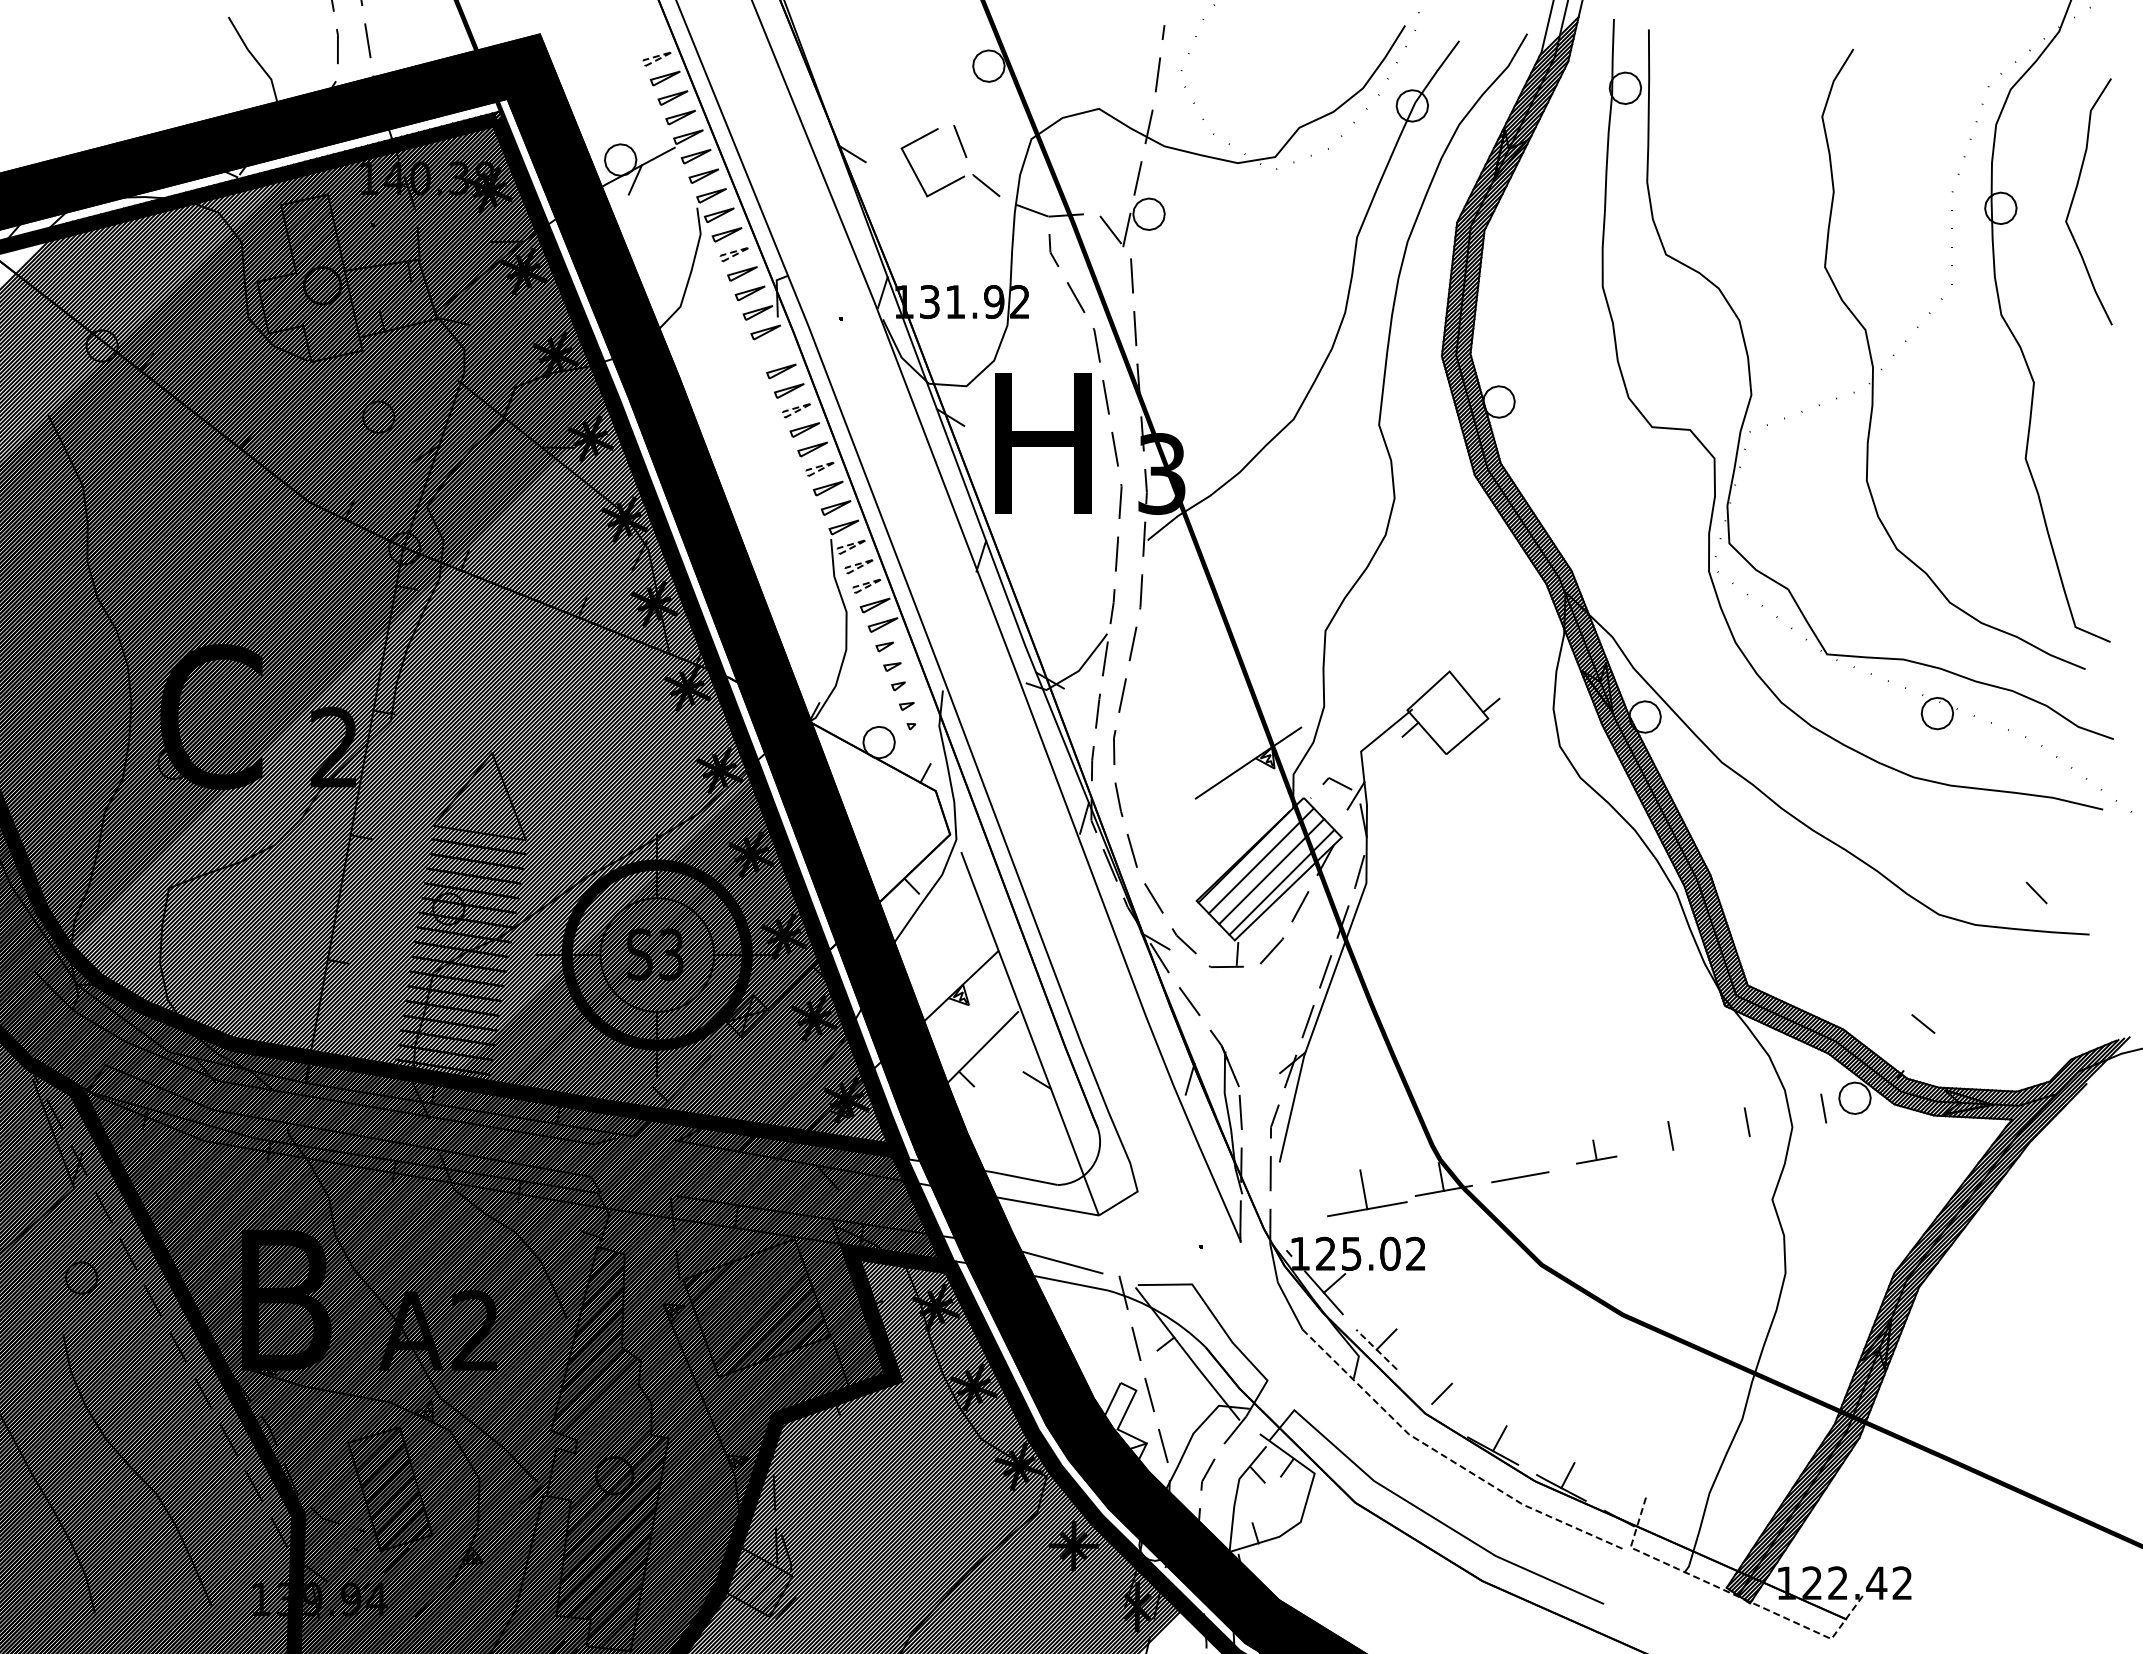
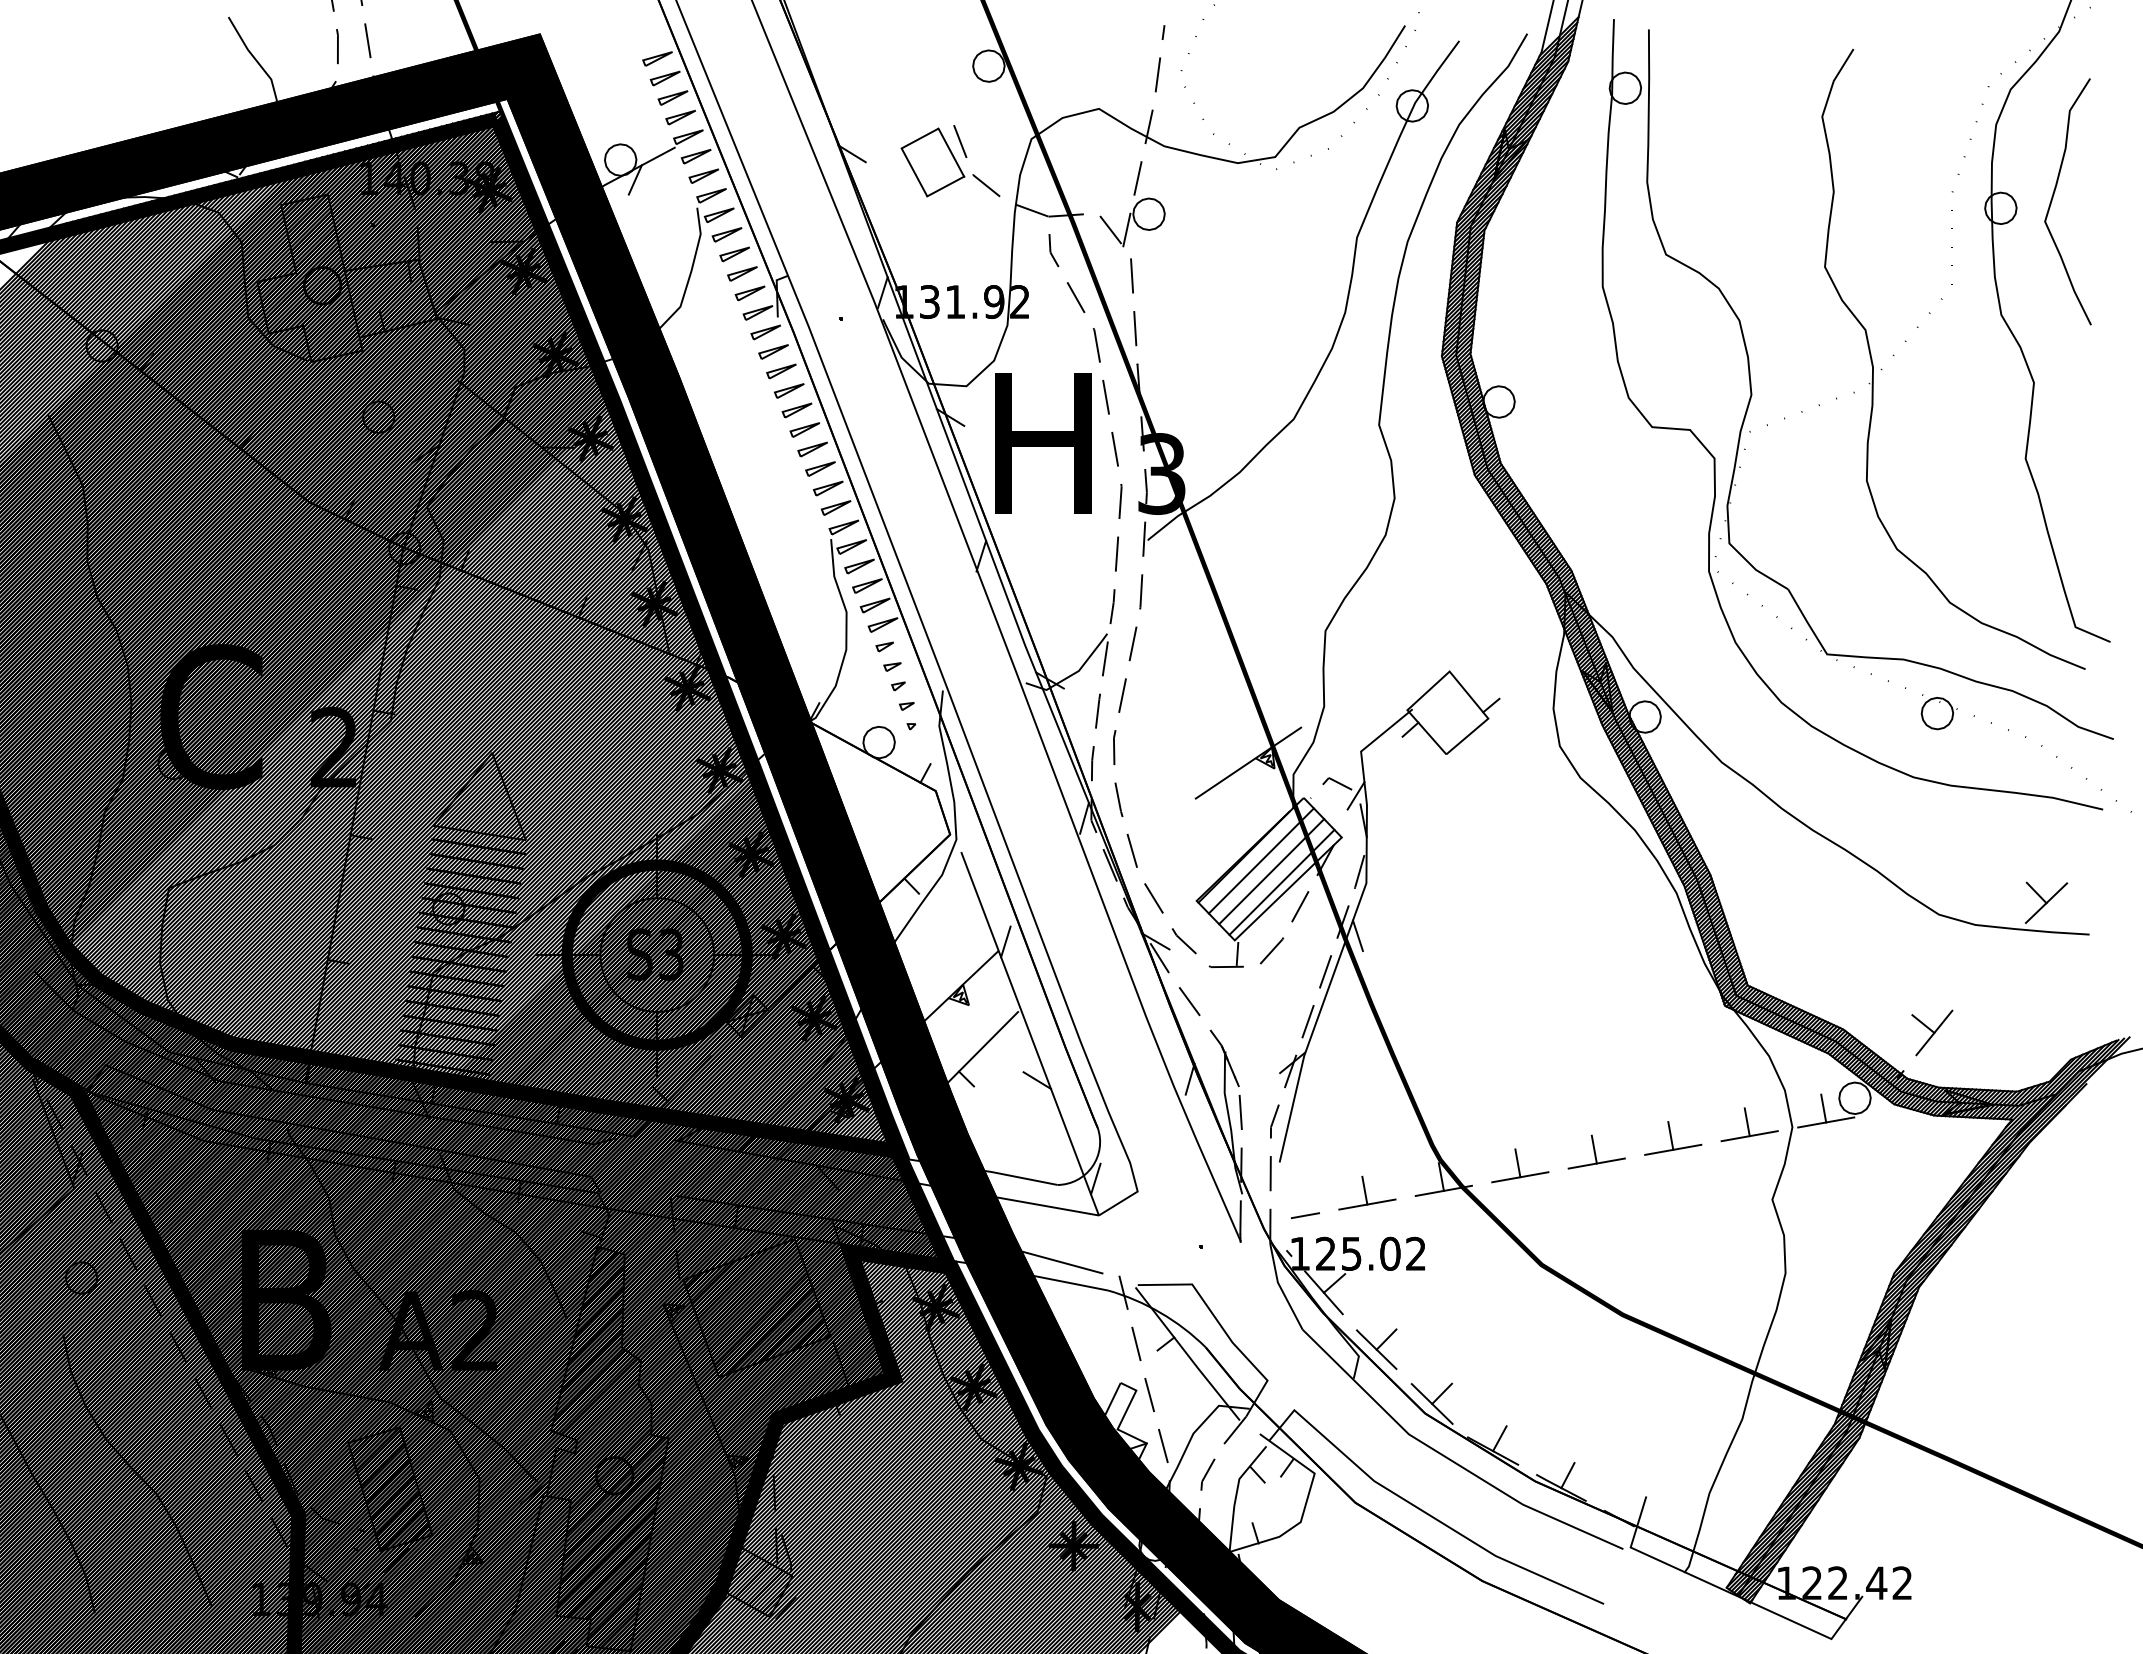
line: dashed -> solid (668, 53)
line: none -> present (951, 152)
curve position: (2074, 198) -> (2053, 198) (2053, 198)
line: dashed -> solid (746, 248)
part: none -> present (773, 351)
line: dashed -> solid (808, 404)
line: dashed -> solid (831, 463)
line: dashed -> solid (862, 541)
line: dashed -> solid (870, 560)
line: dashed -> solid (878, 580)
line: none -> present (2046, 902)
line: none -> present (1357, 935)
line: none -> present (1005, 941)
line: none -> present (1934, 1032)
line: none -> present (1826, 1122)
line: none -> present (1749, 1136)
line: none -> present (1673, 1149)
part size: 42x26 px -> 59x36 px (1596, 1151)
line: none -> present (1517, 1163)
line: none -> present (1095, 1178)
part size: 81x49 px -> 59x36 px (1367, 1192)
line: none -> present (1305, 1215)
line: dashed -> solid (1375, 1348)
line: none -> present (1431, 1403)
line: dashed -> solid (1448, 1459)
line: dashed -> solid (1730, 1593)
